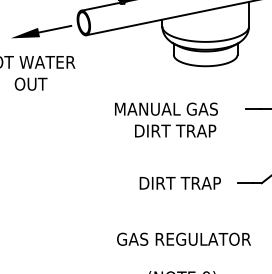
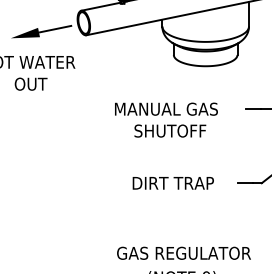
text: DIRT TRAP -> SHUTOFF (175, 130)
text position: (179, 183) -> (172, 183) (172, 183)
text position: (183, 238) -> (183, 252) (183, 252)
